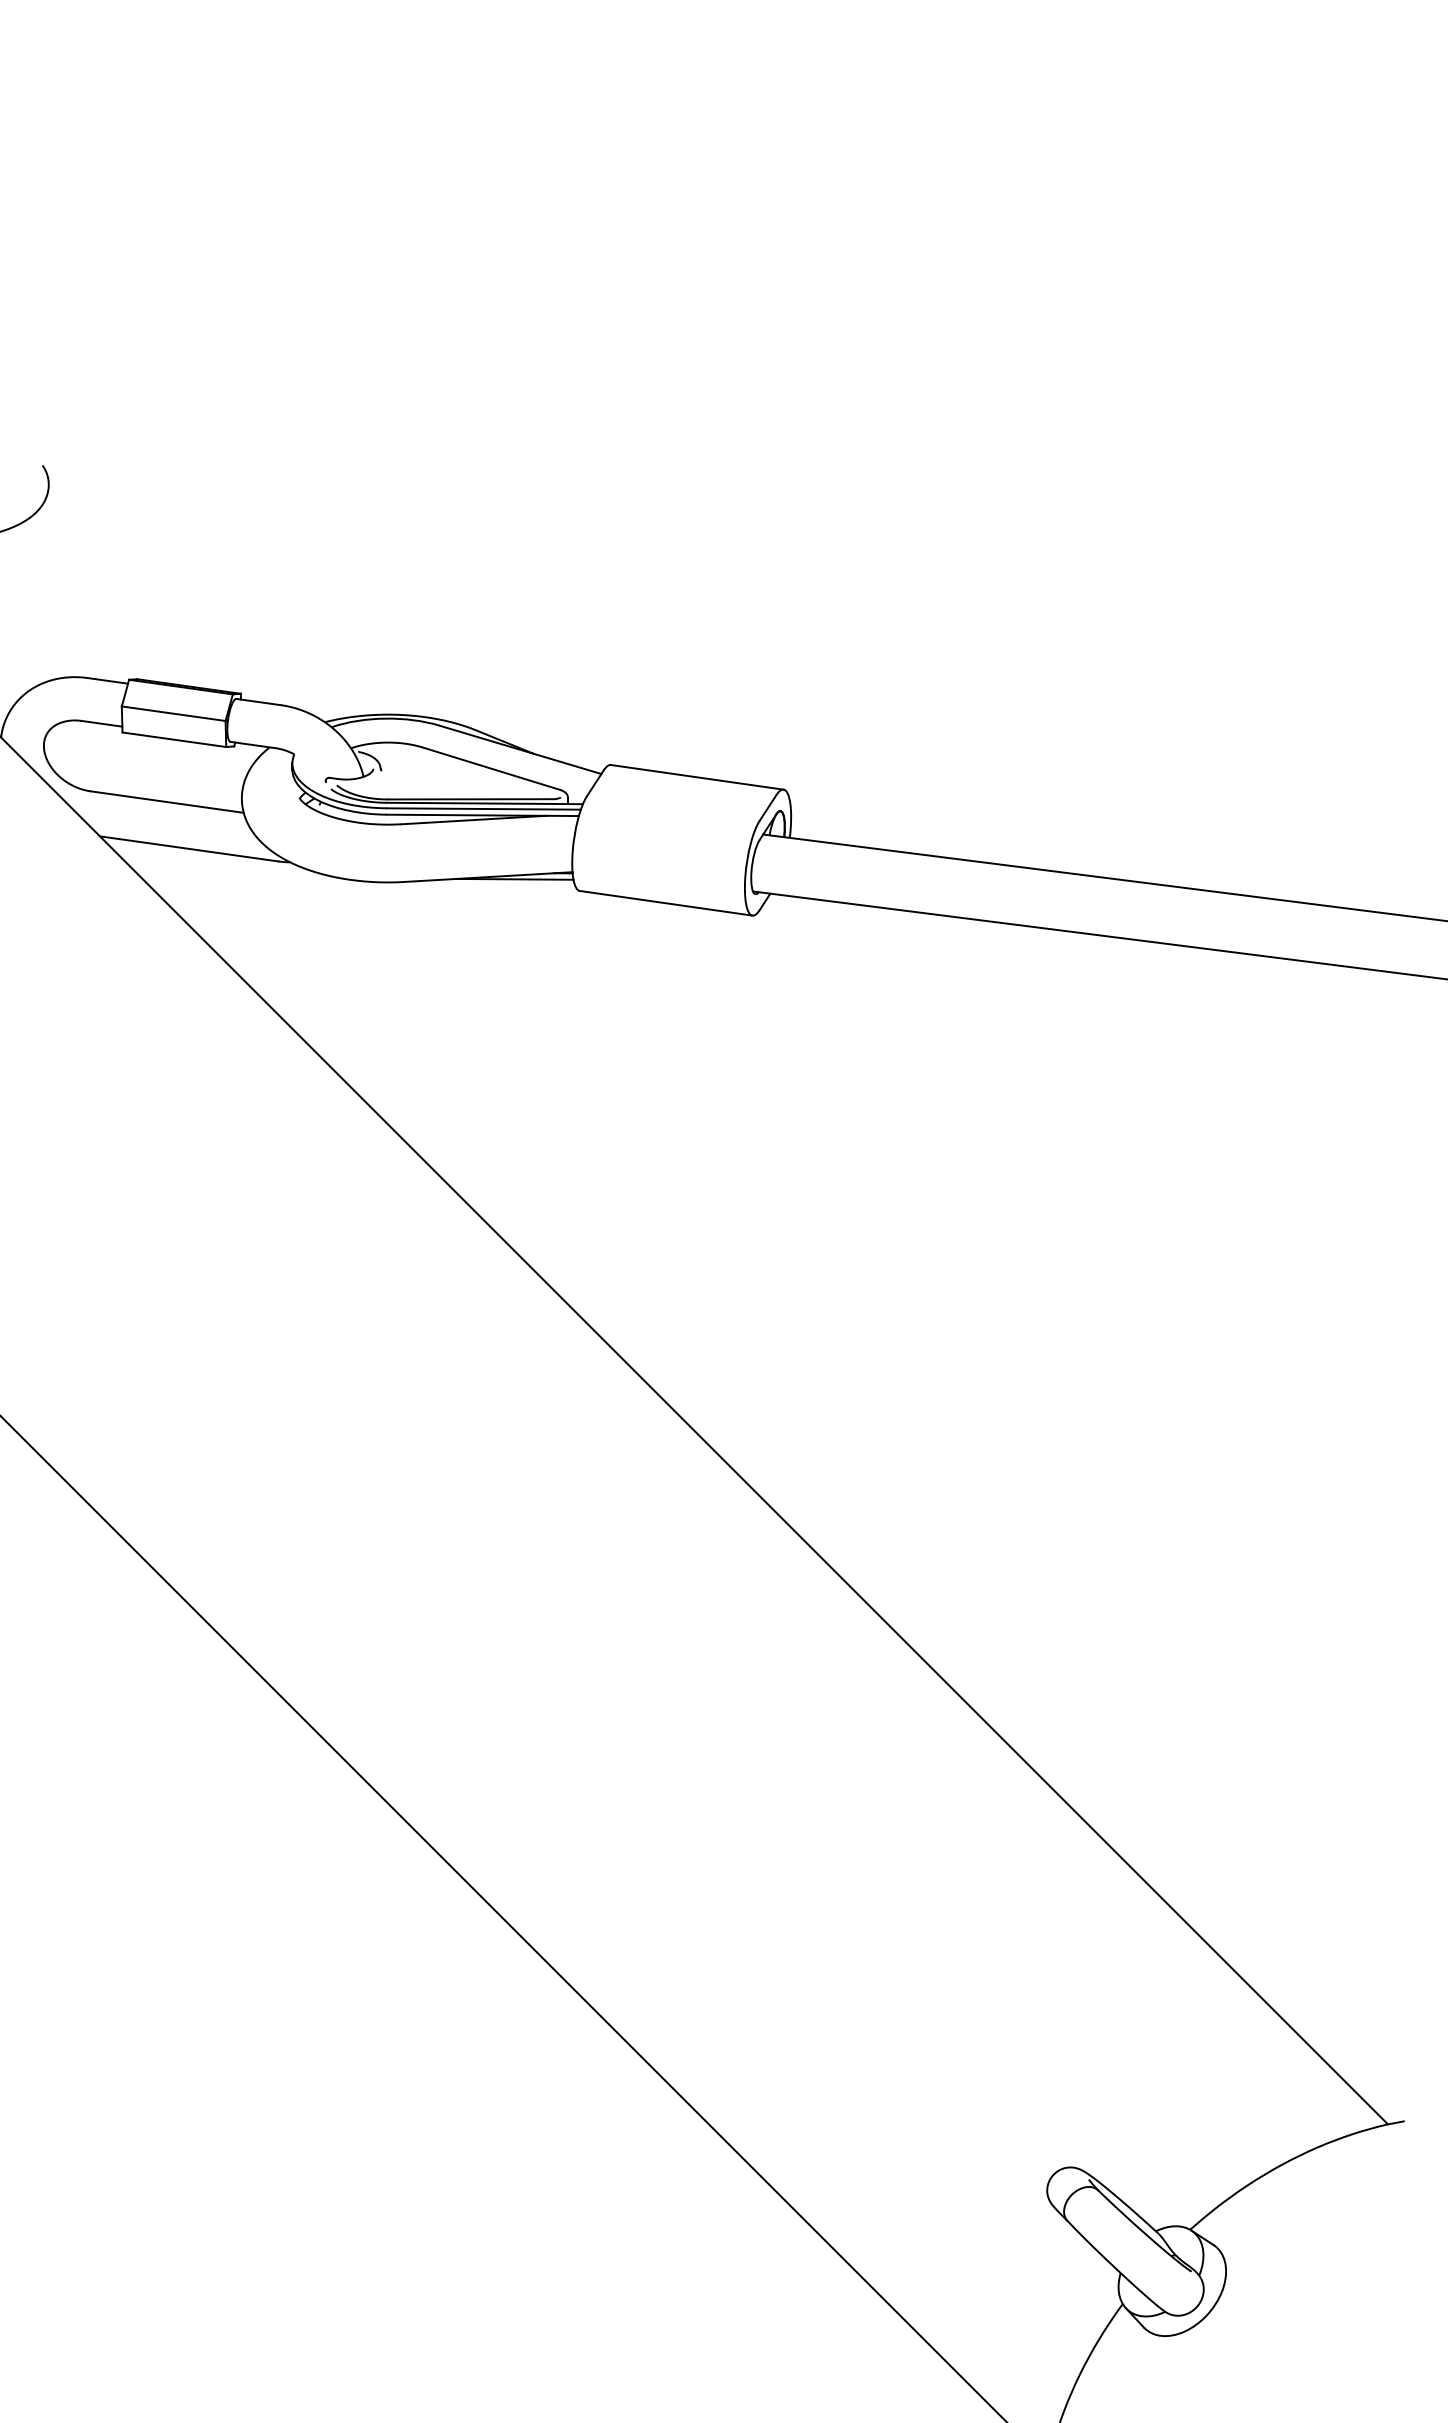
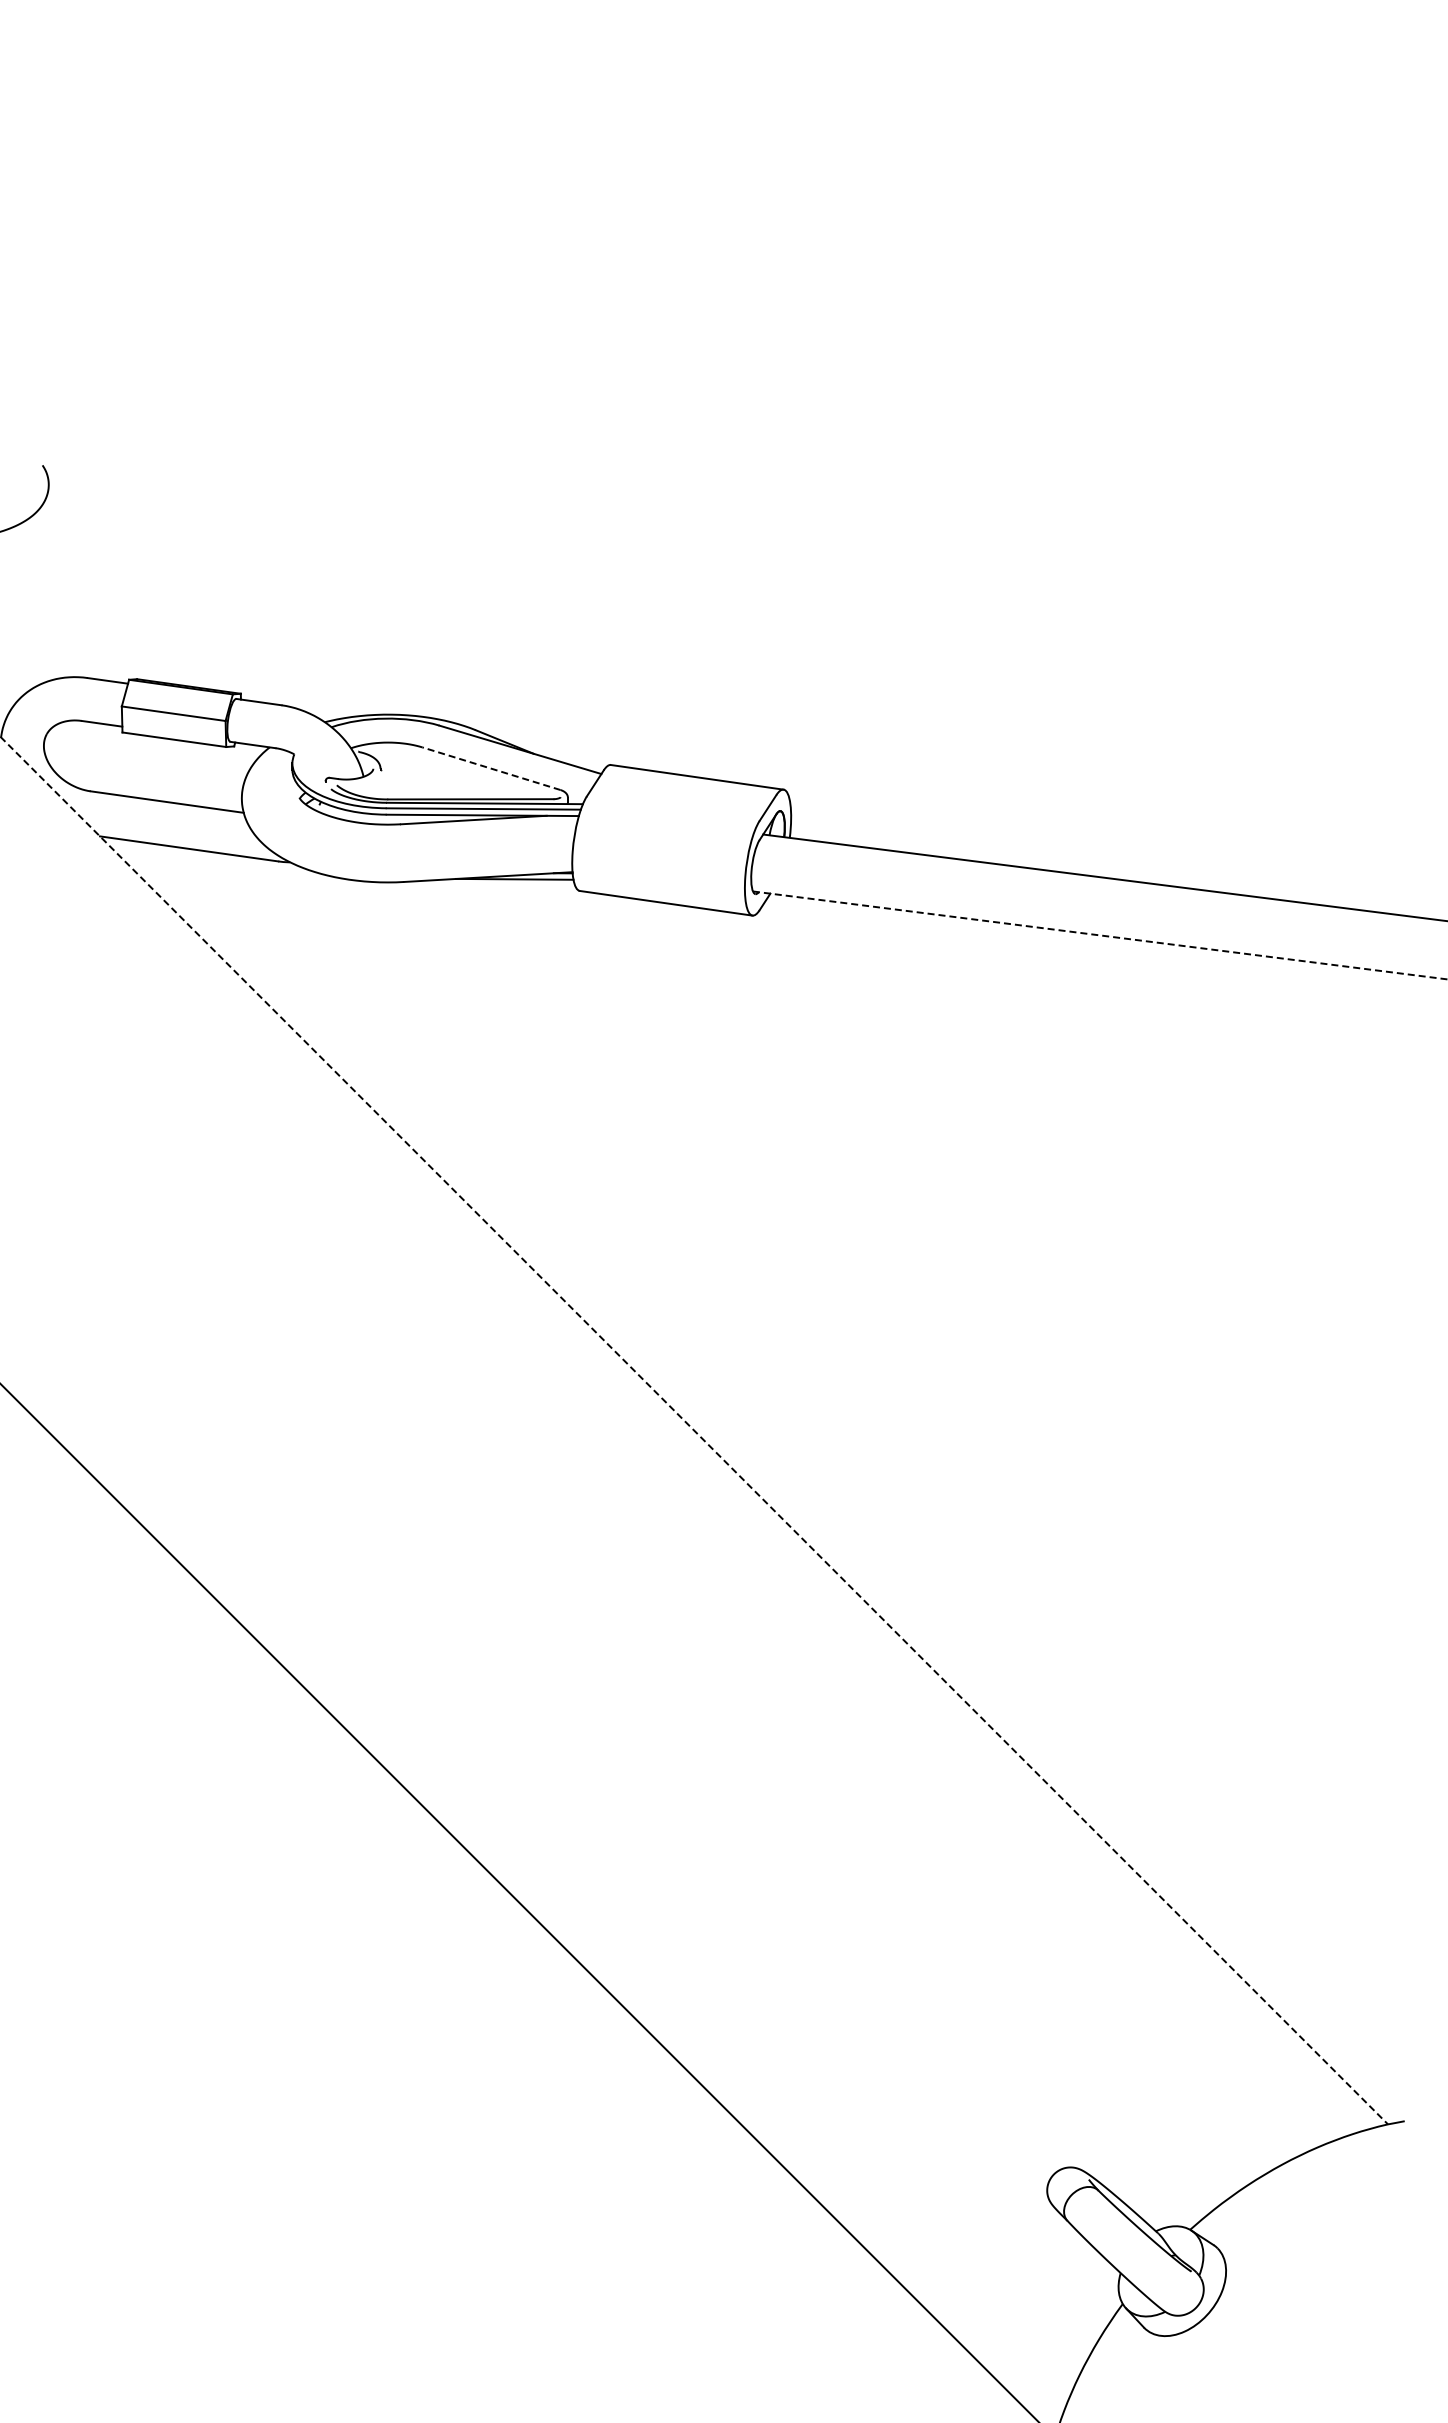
line: solid -> dashed (491, 768)
line: solid -> dashed (1100, 935)
line: solid -> dashed (694, 1430)
line position: (503, 1918) -> (519, 1902) (519, 1902)
